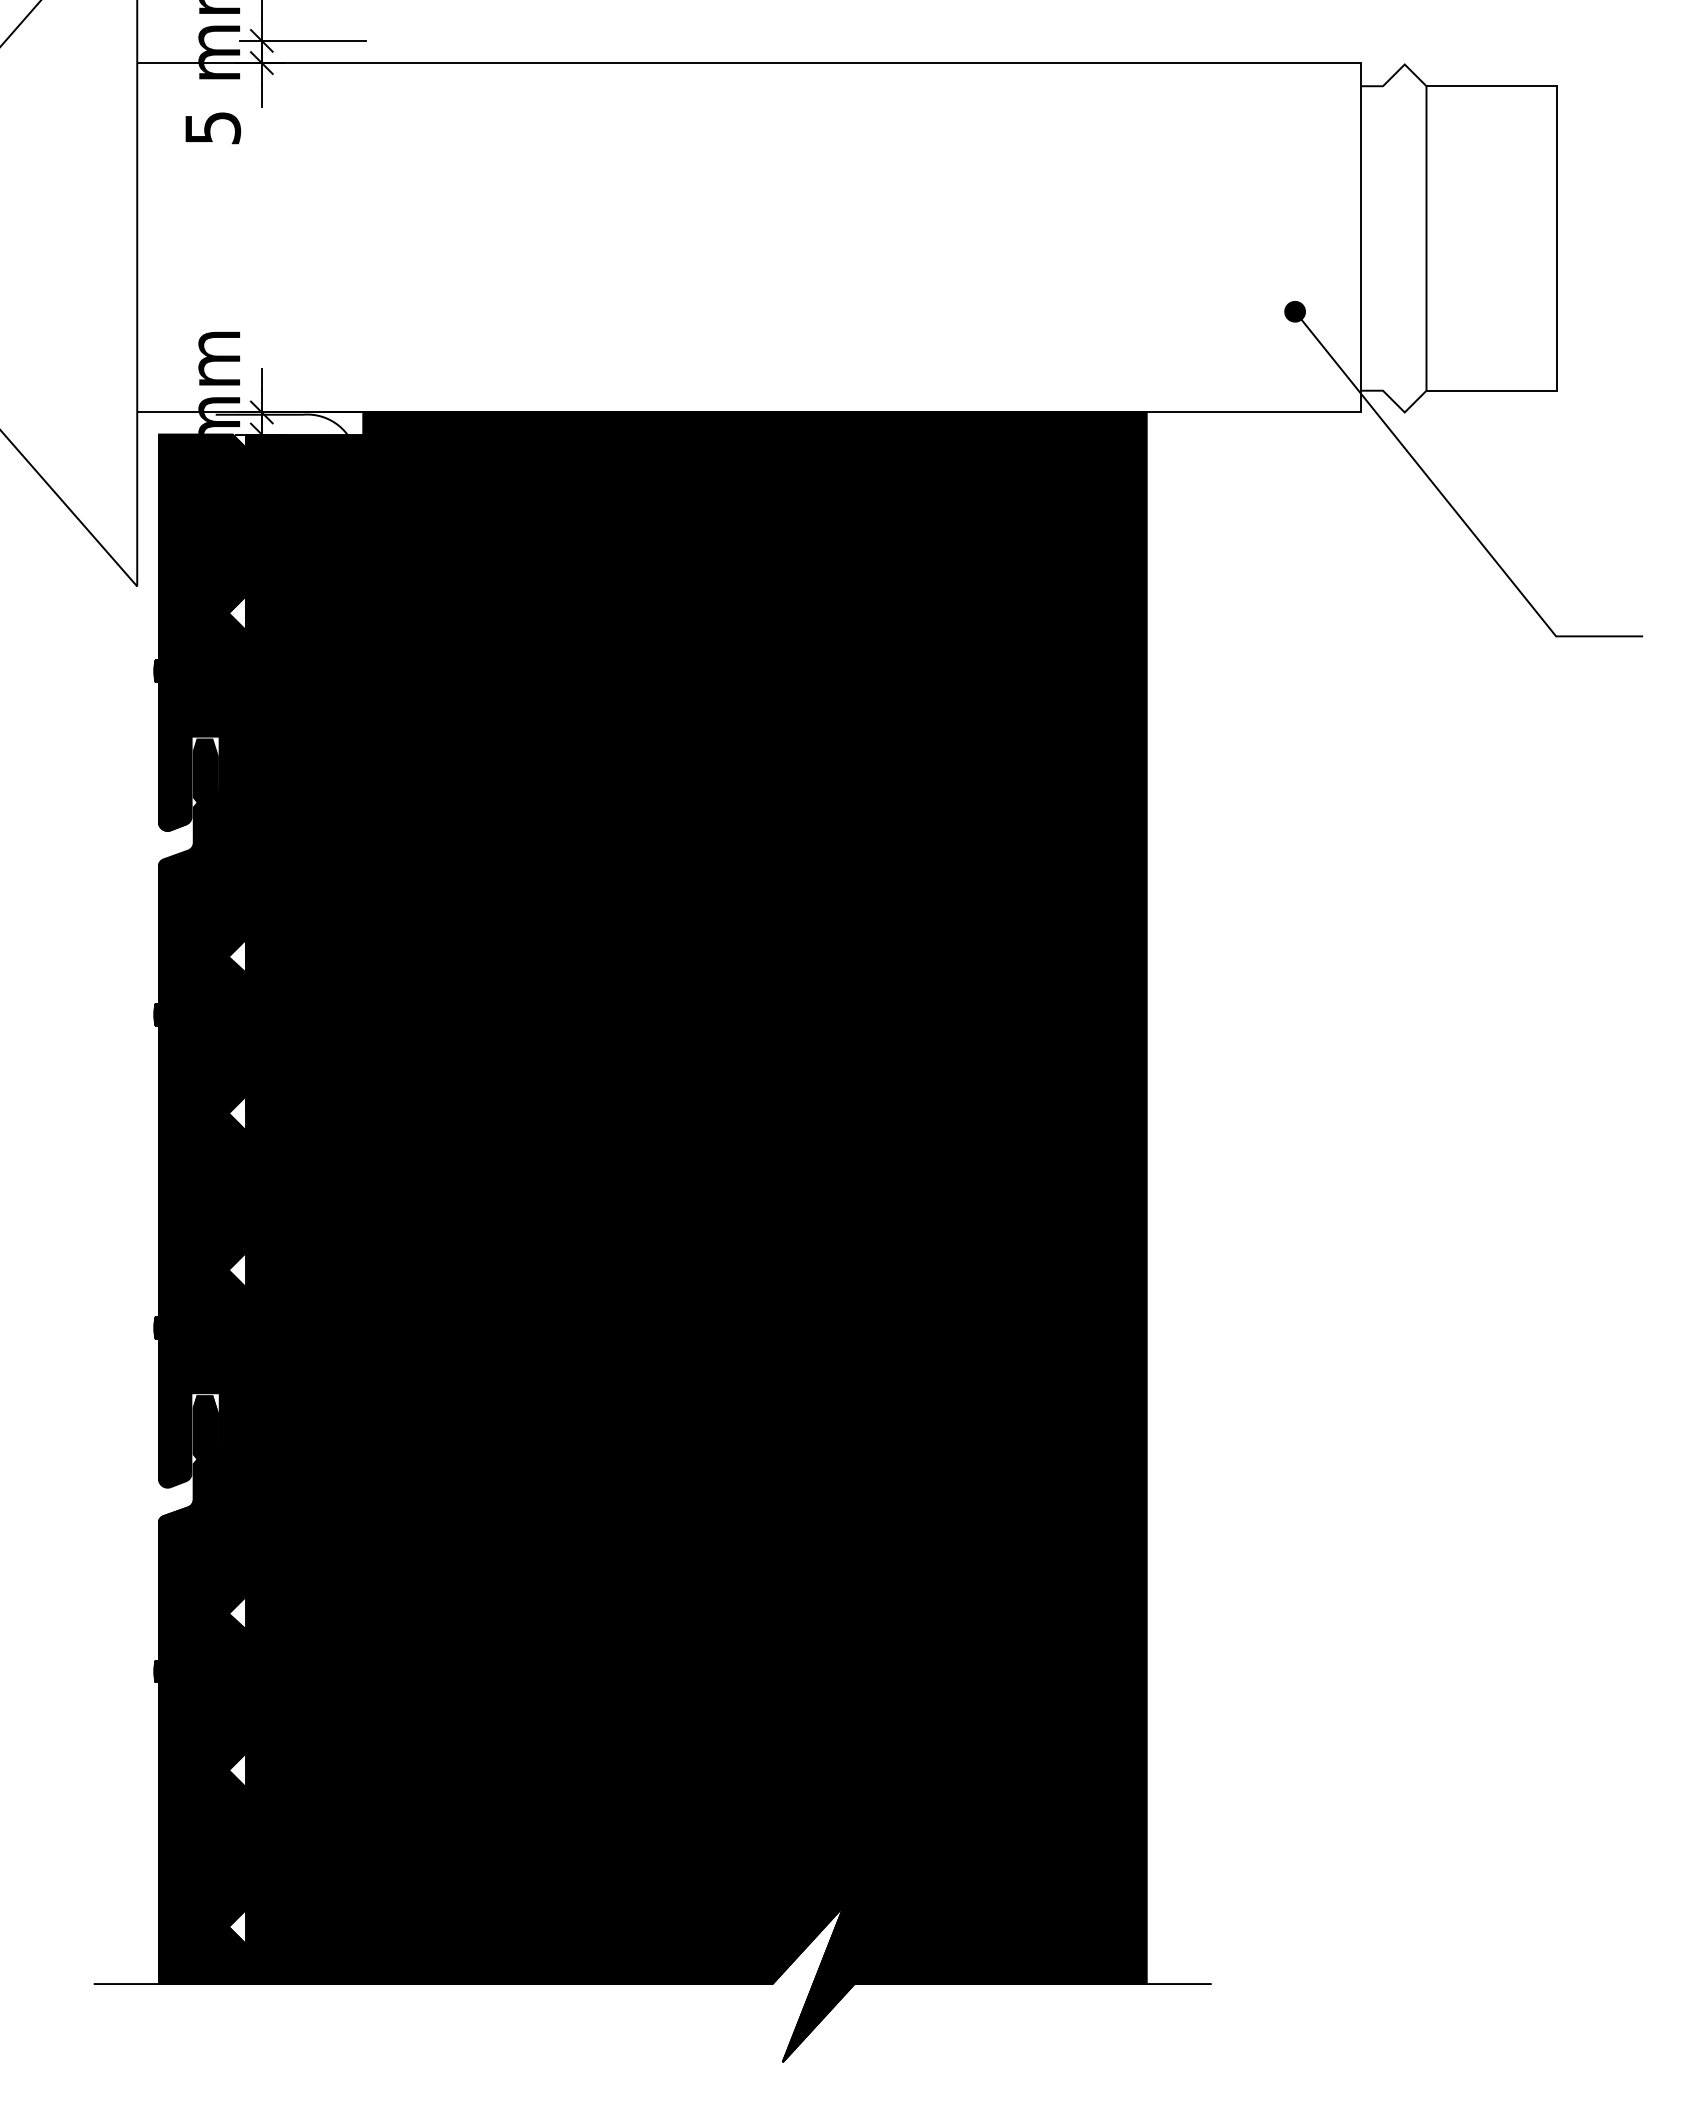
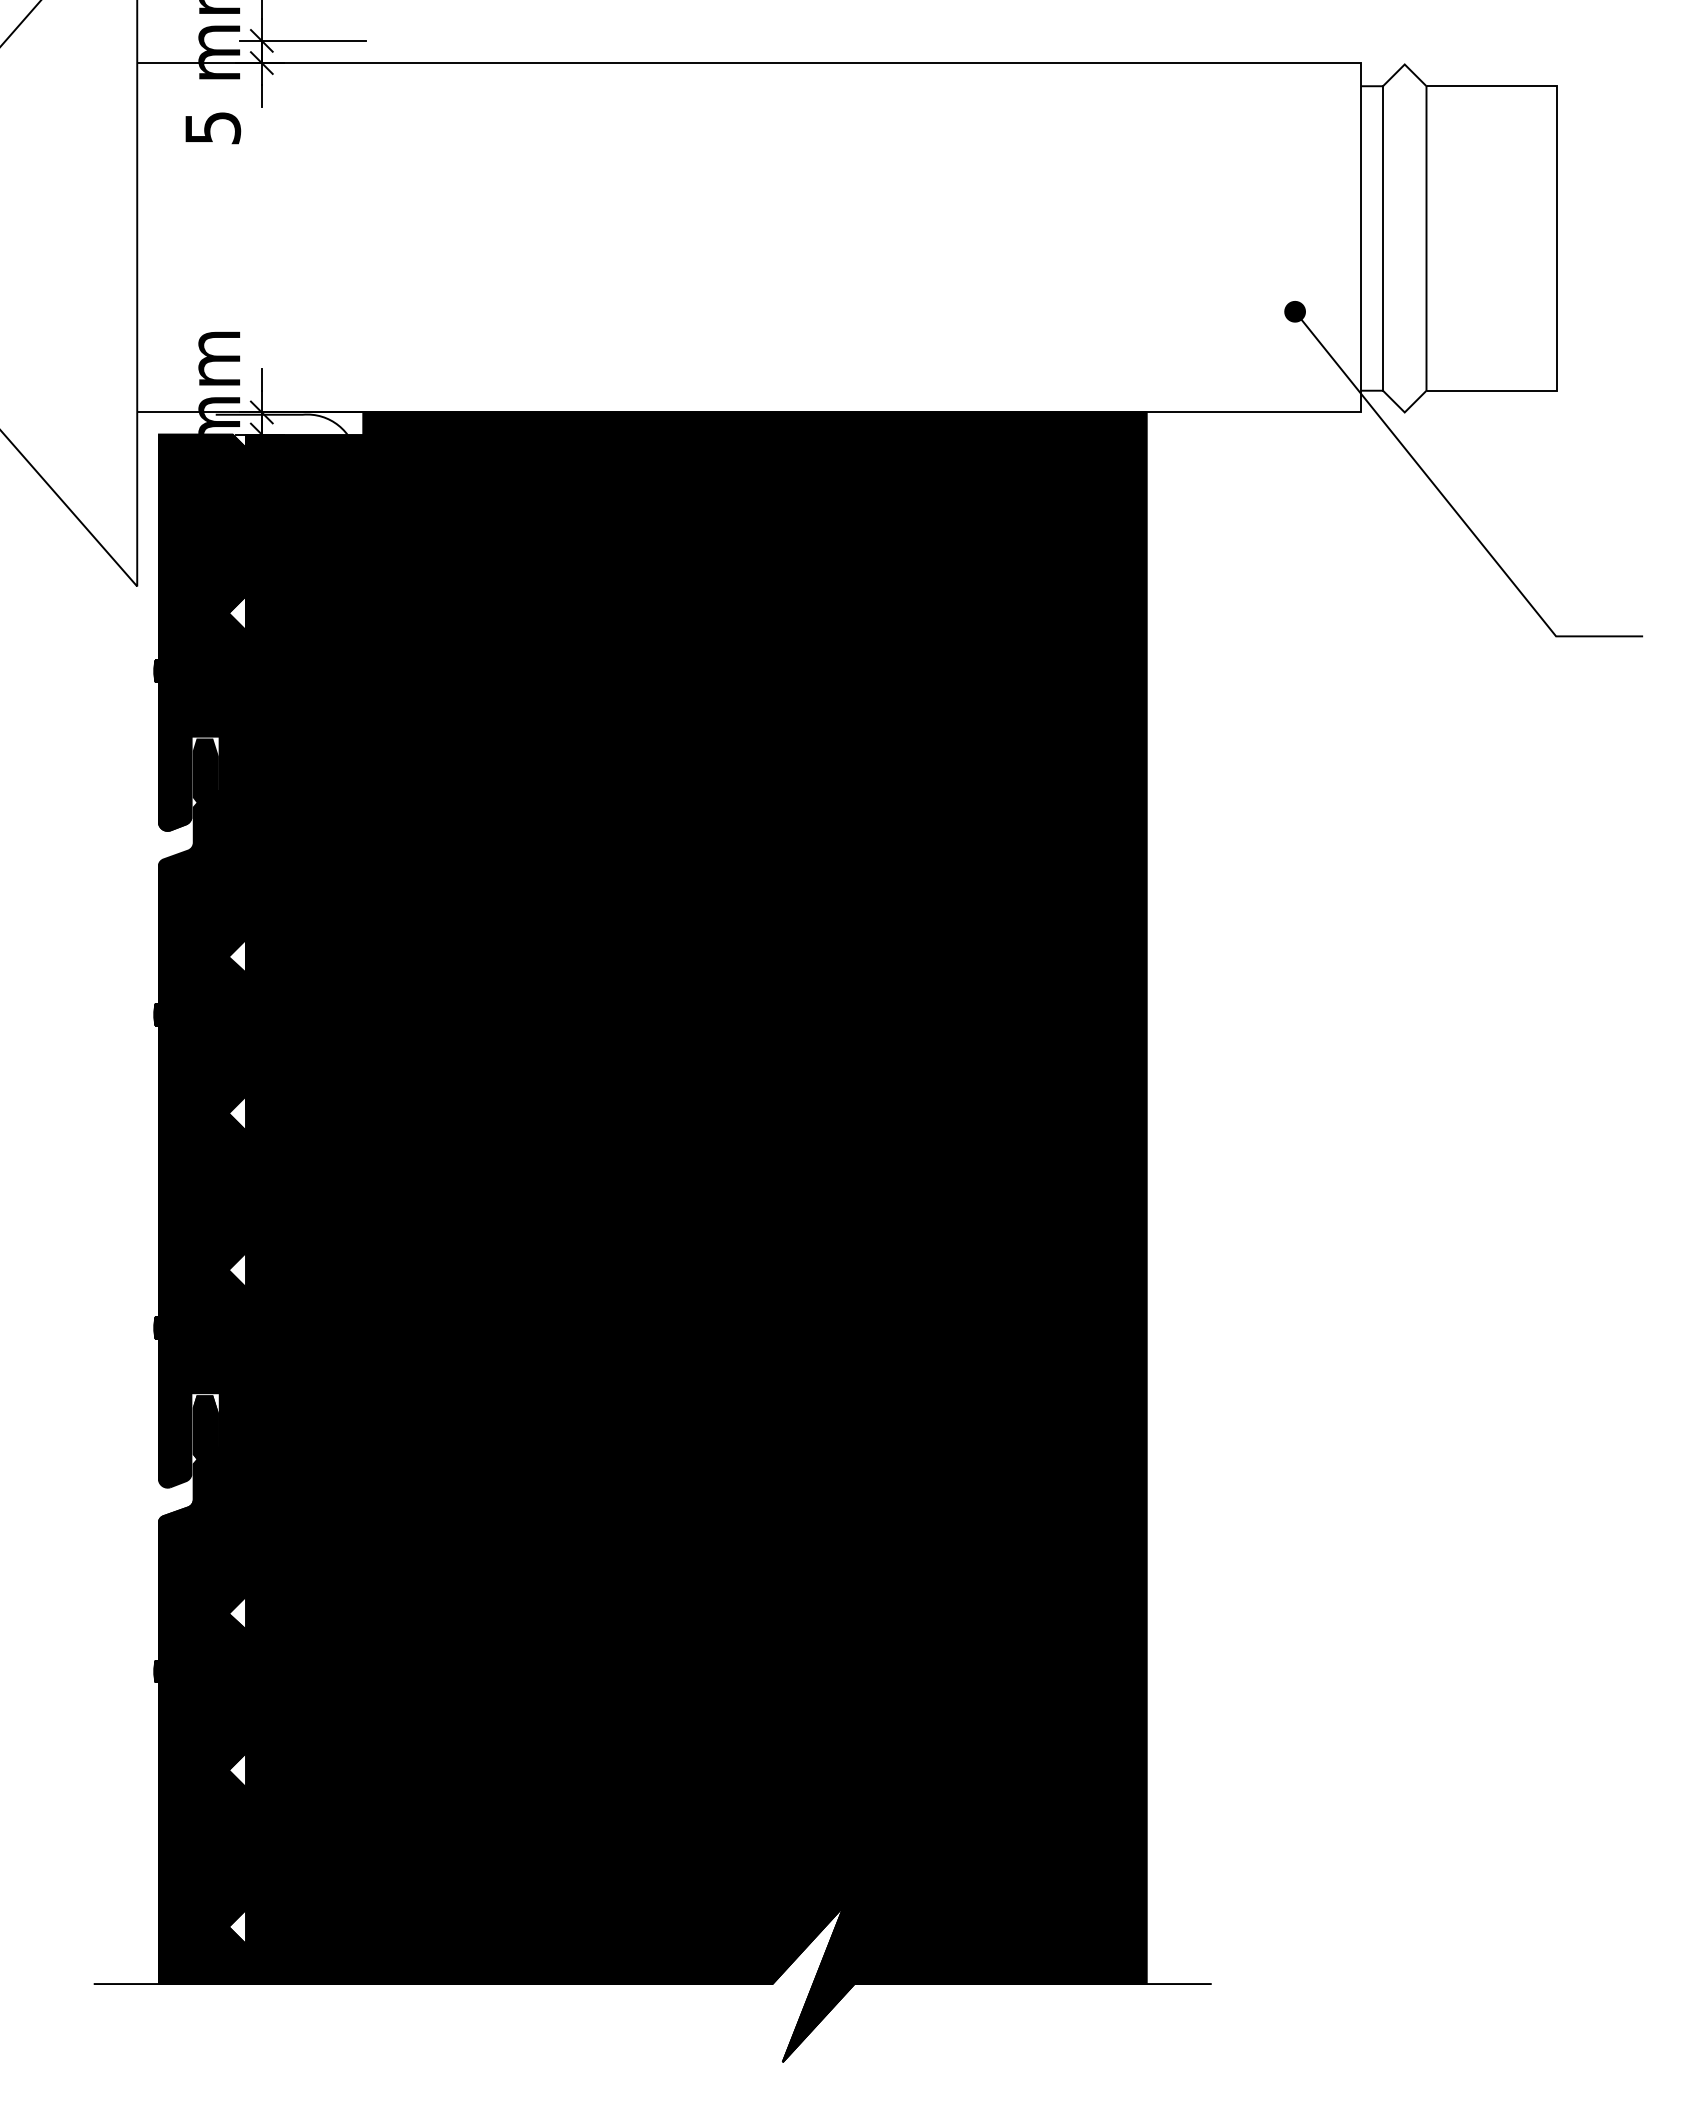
line: none -> present (1382, 238)
